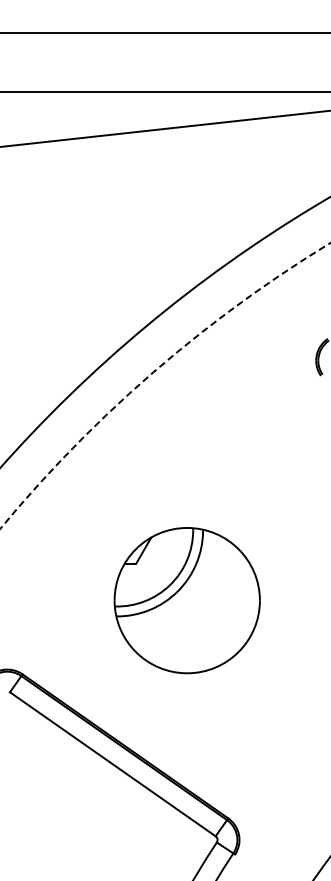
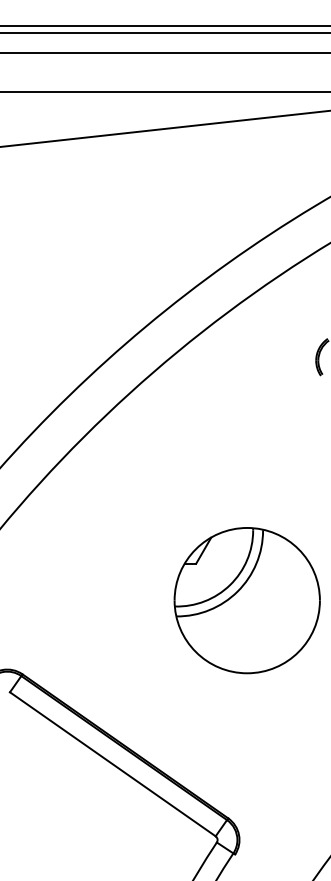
line: none -> present (164, 26)
line: none -> present (164, 52)
arc: dashed -> solid (153, 372)
part position: (186, 600) -> (246, 600) (246, 600)
